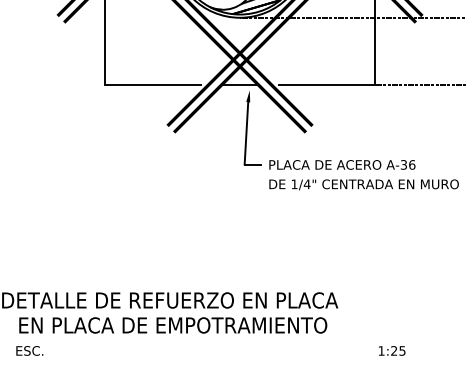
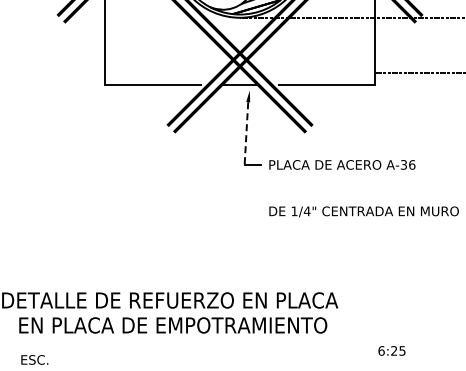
line position: (418, 84) -> (418, 72) (418, 72)
line: solid -> dashed (246, 133)
text position: (363, 184) -> (363, 211) (363, 211)
text position: (29, 350) -> (34, 359) (34, 359)
text: 1:25 -> 6:25 (381, 350)
